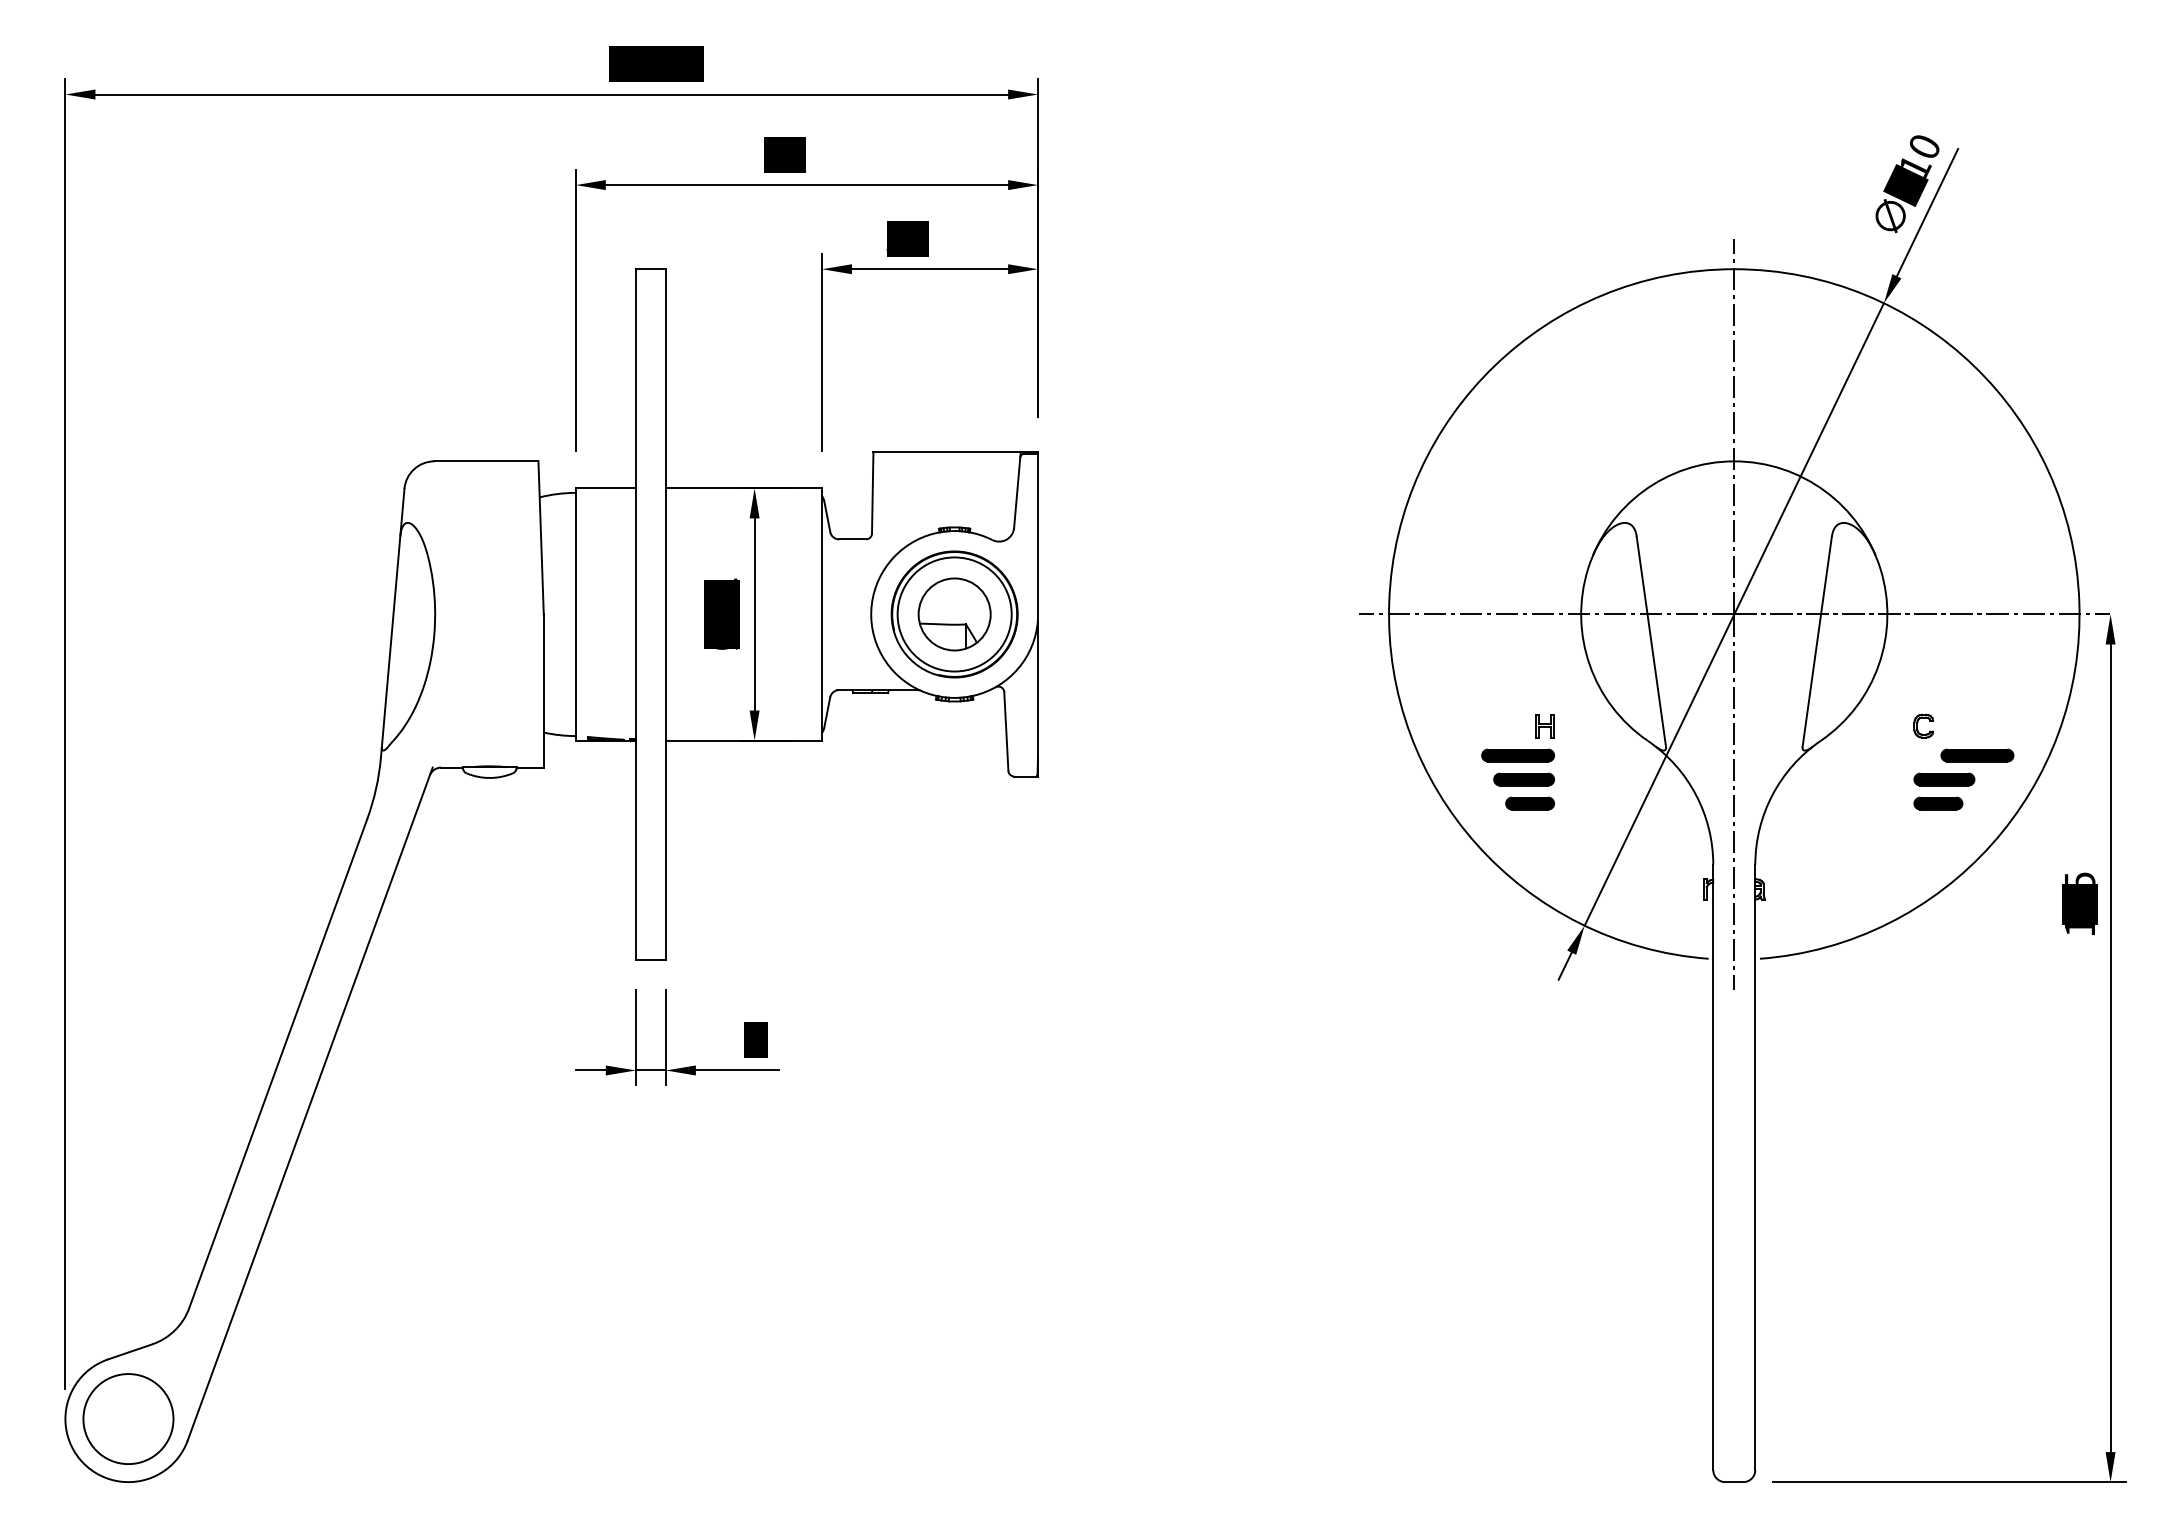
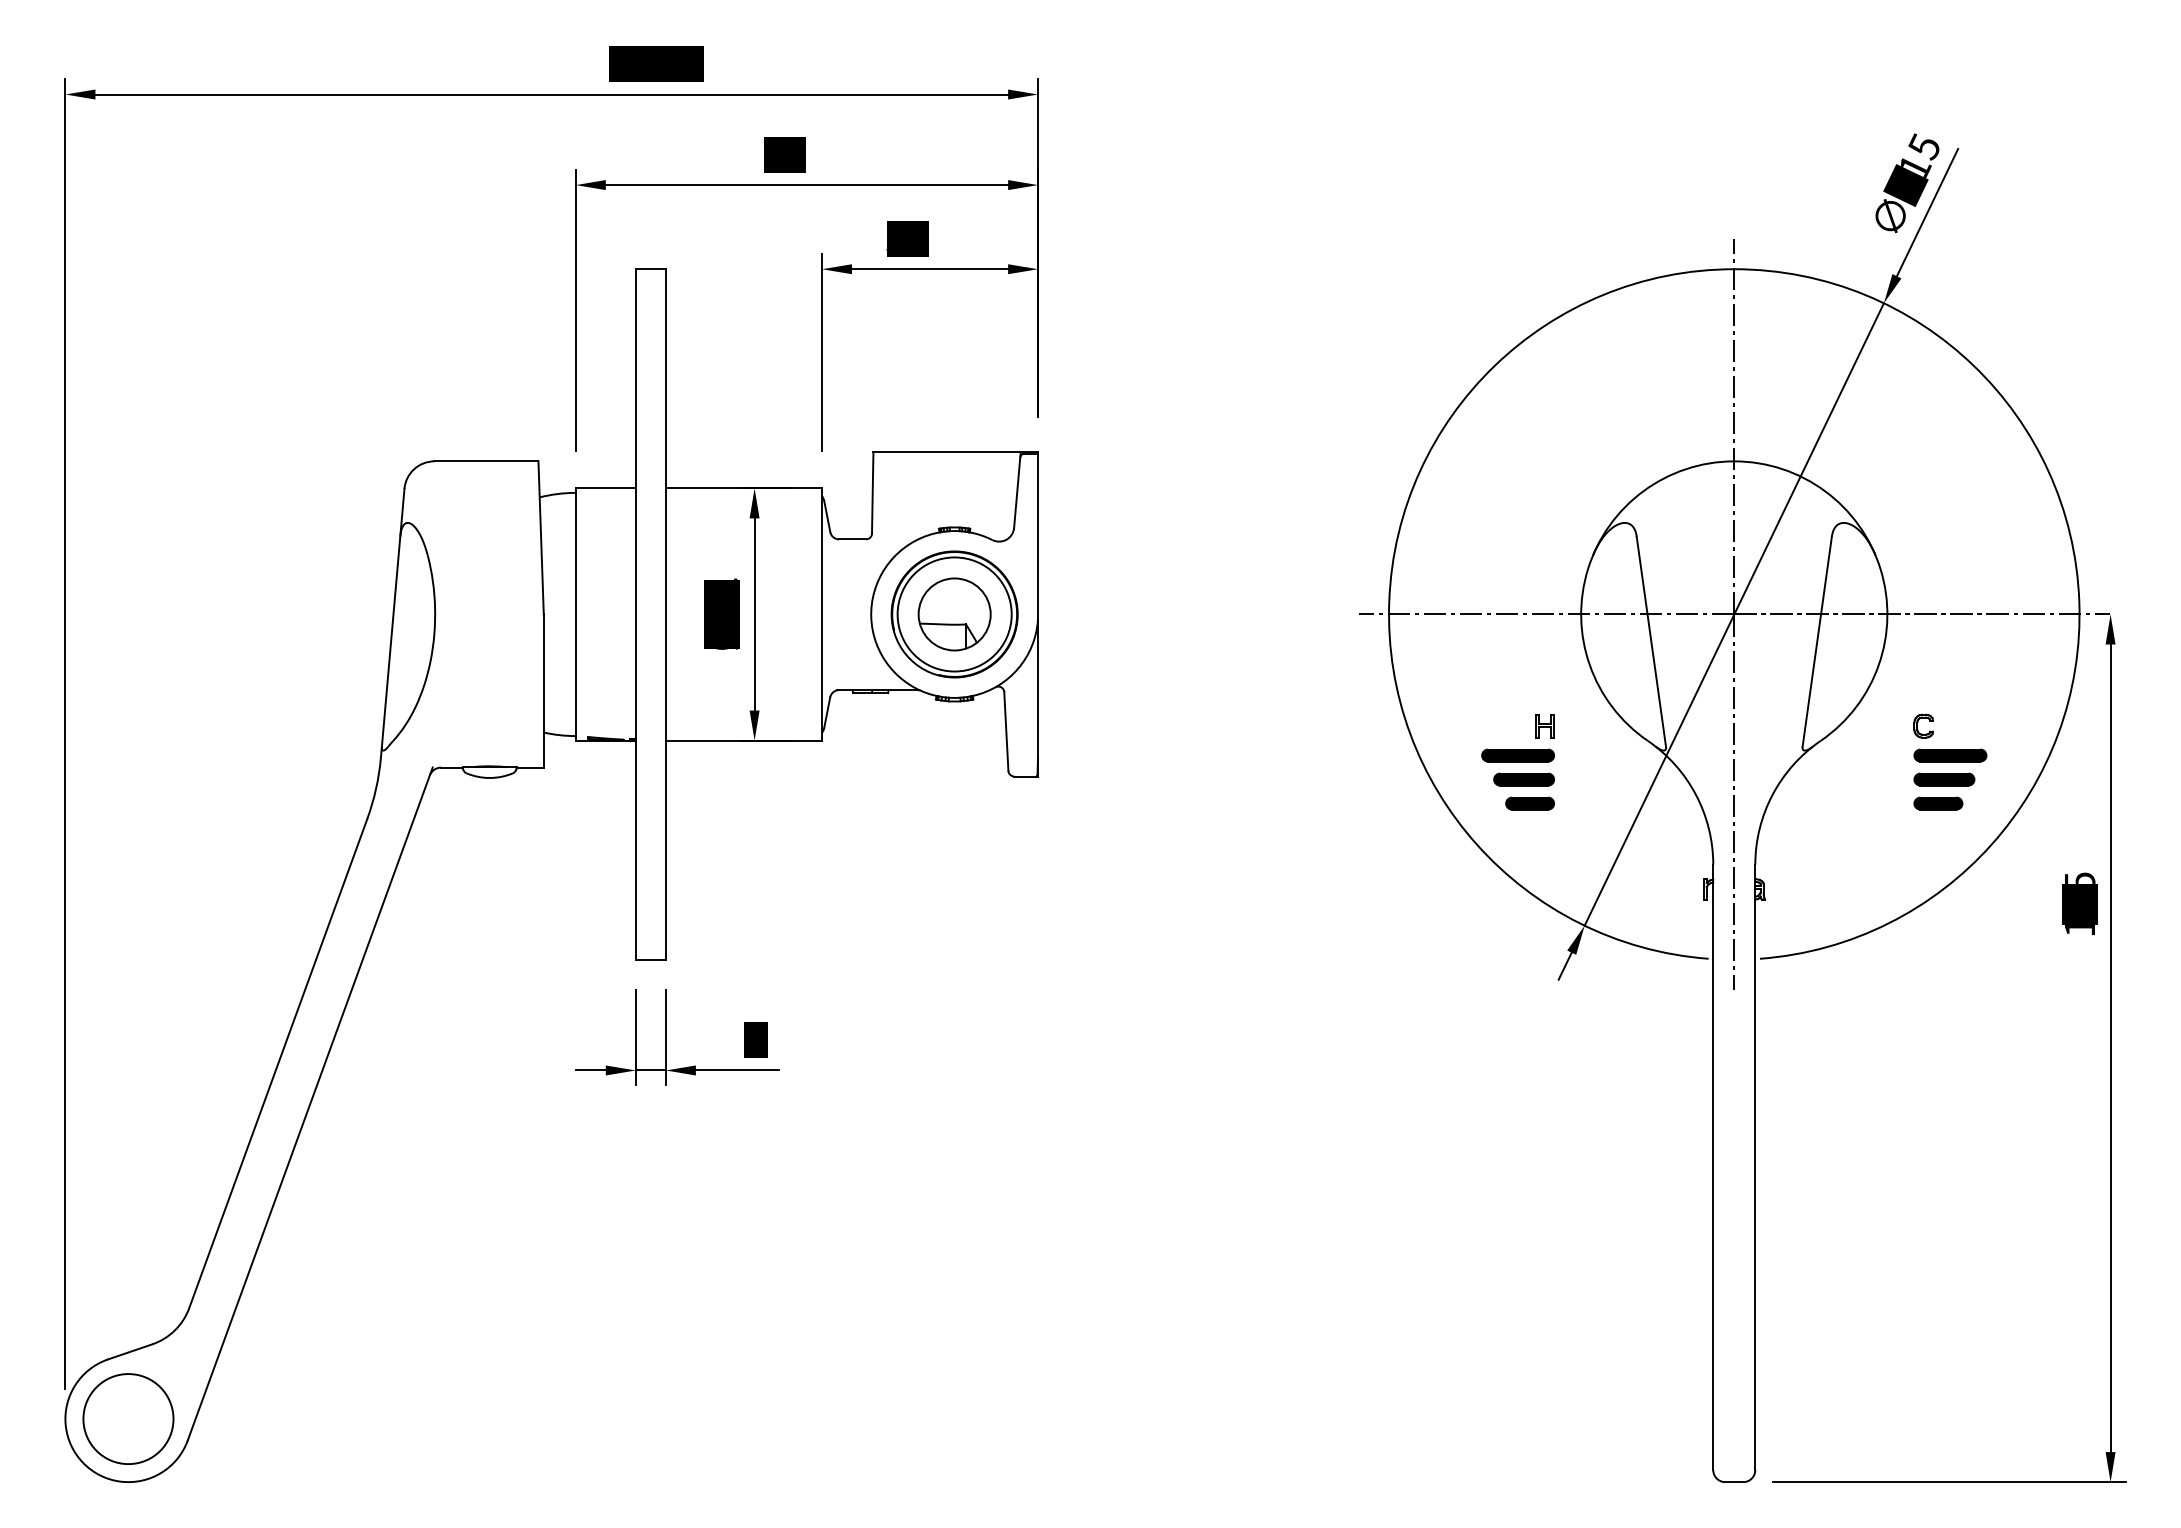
text: 110 -> 115 (1923, 146)
part position: (1977, 755) -> (1950, 755) (1950, 755)
